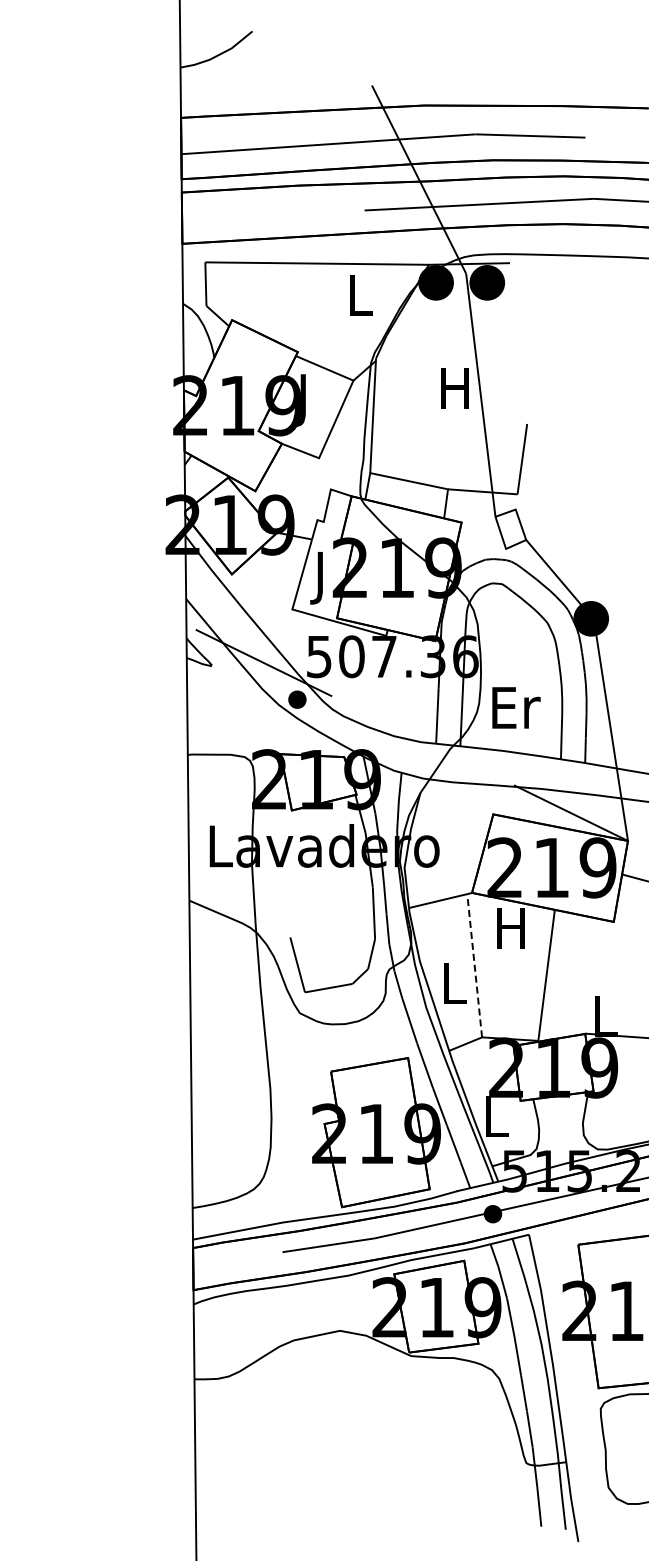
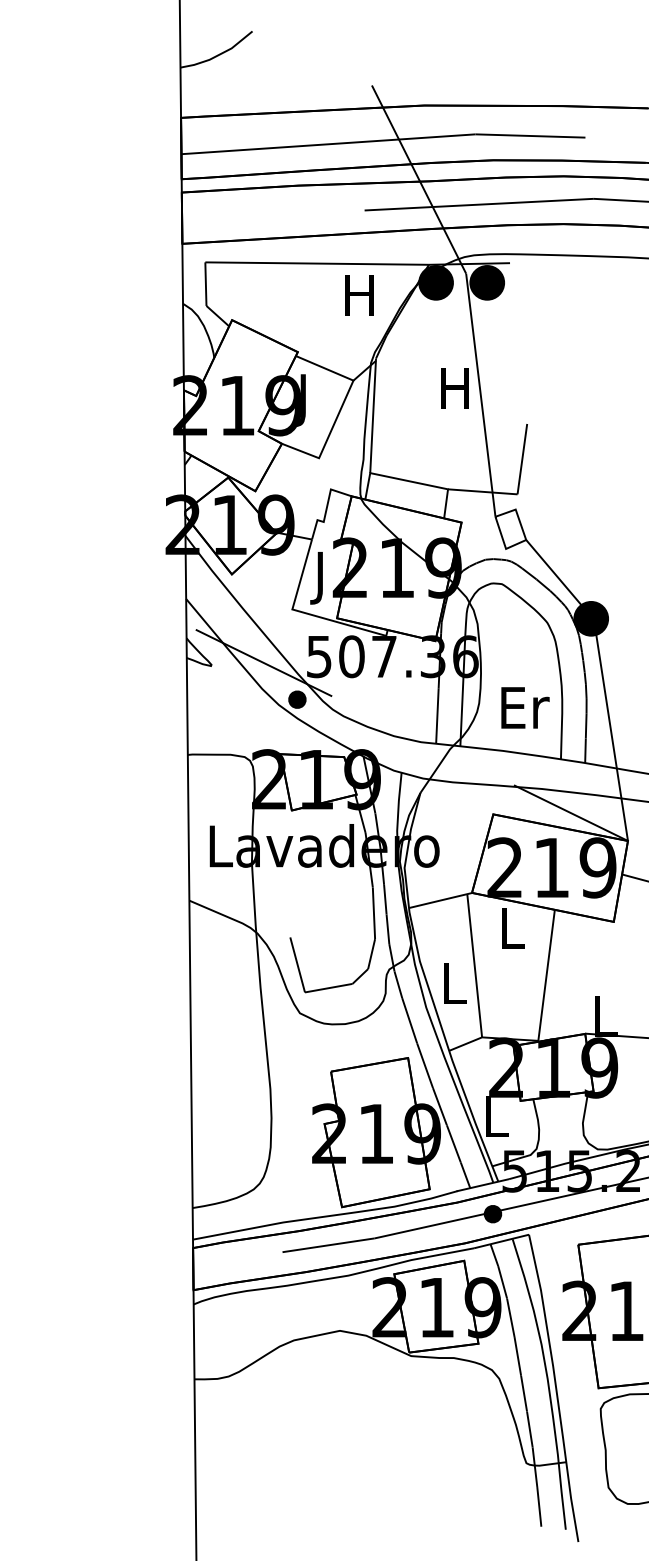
text: L -> H (359, 295)
text position: (516, 707) -> (525, 707) (525, 707)
text: H -> L (510, 928)
line: dashed -> solid (474, 965)
